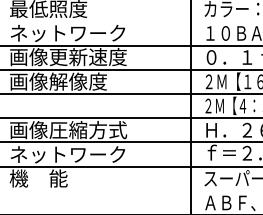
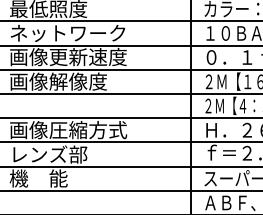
line: none -> present (130, 21)
text: ネットワーク -> レンズ部 (67, 154)
line: none -> present (130, 190)
